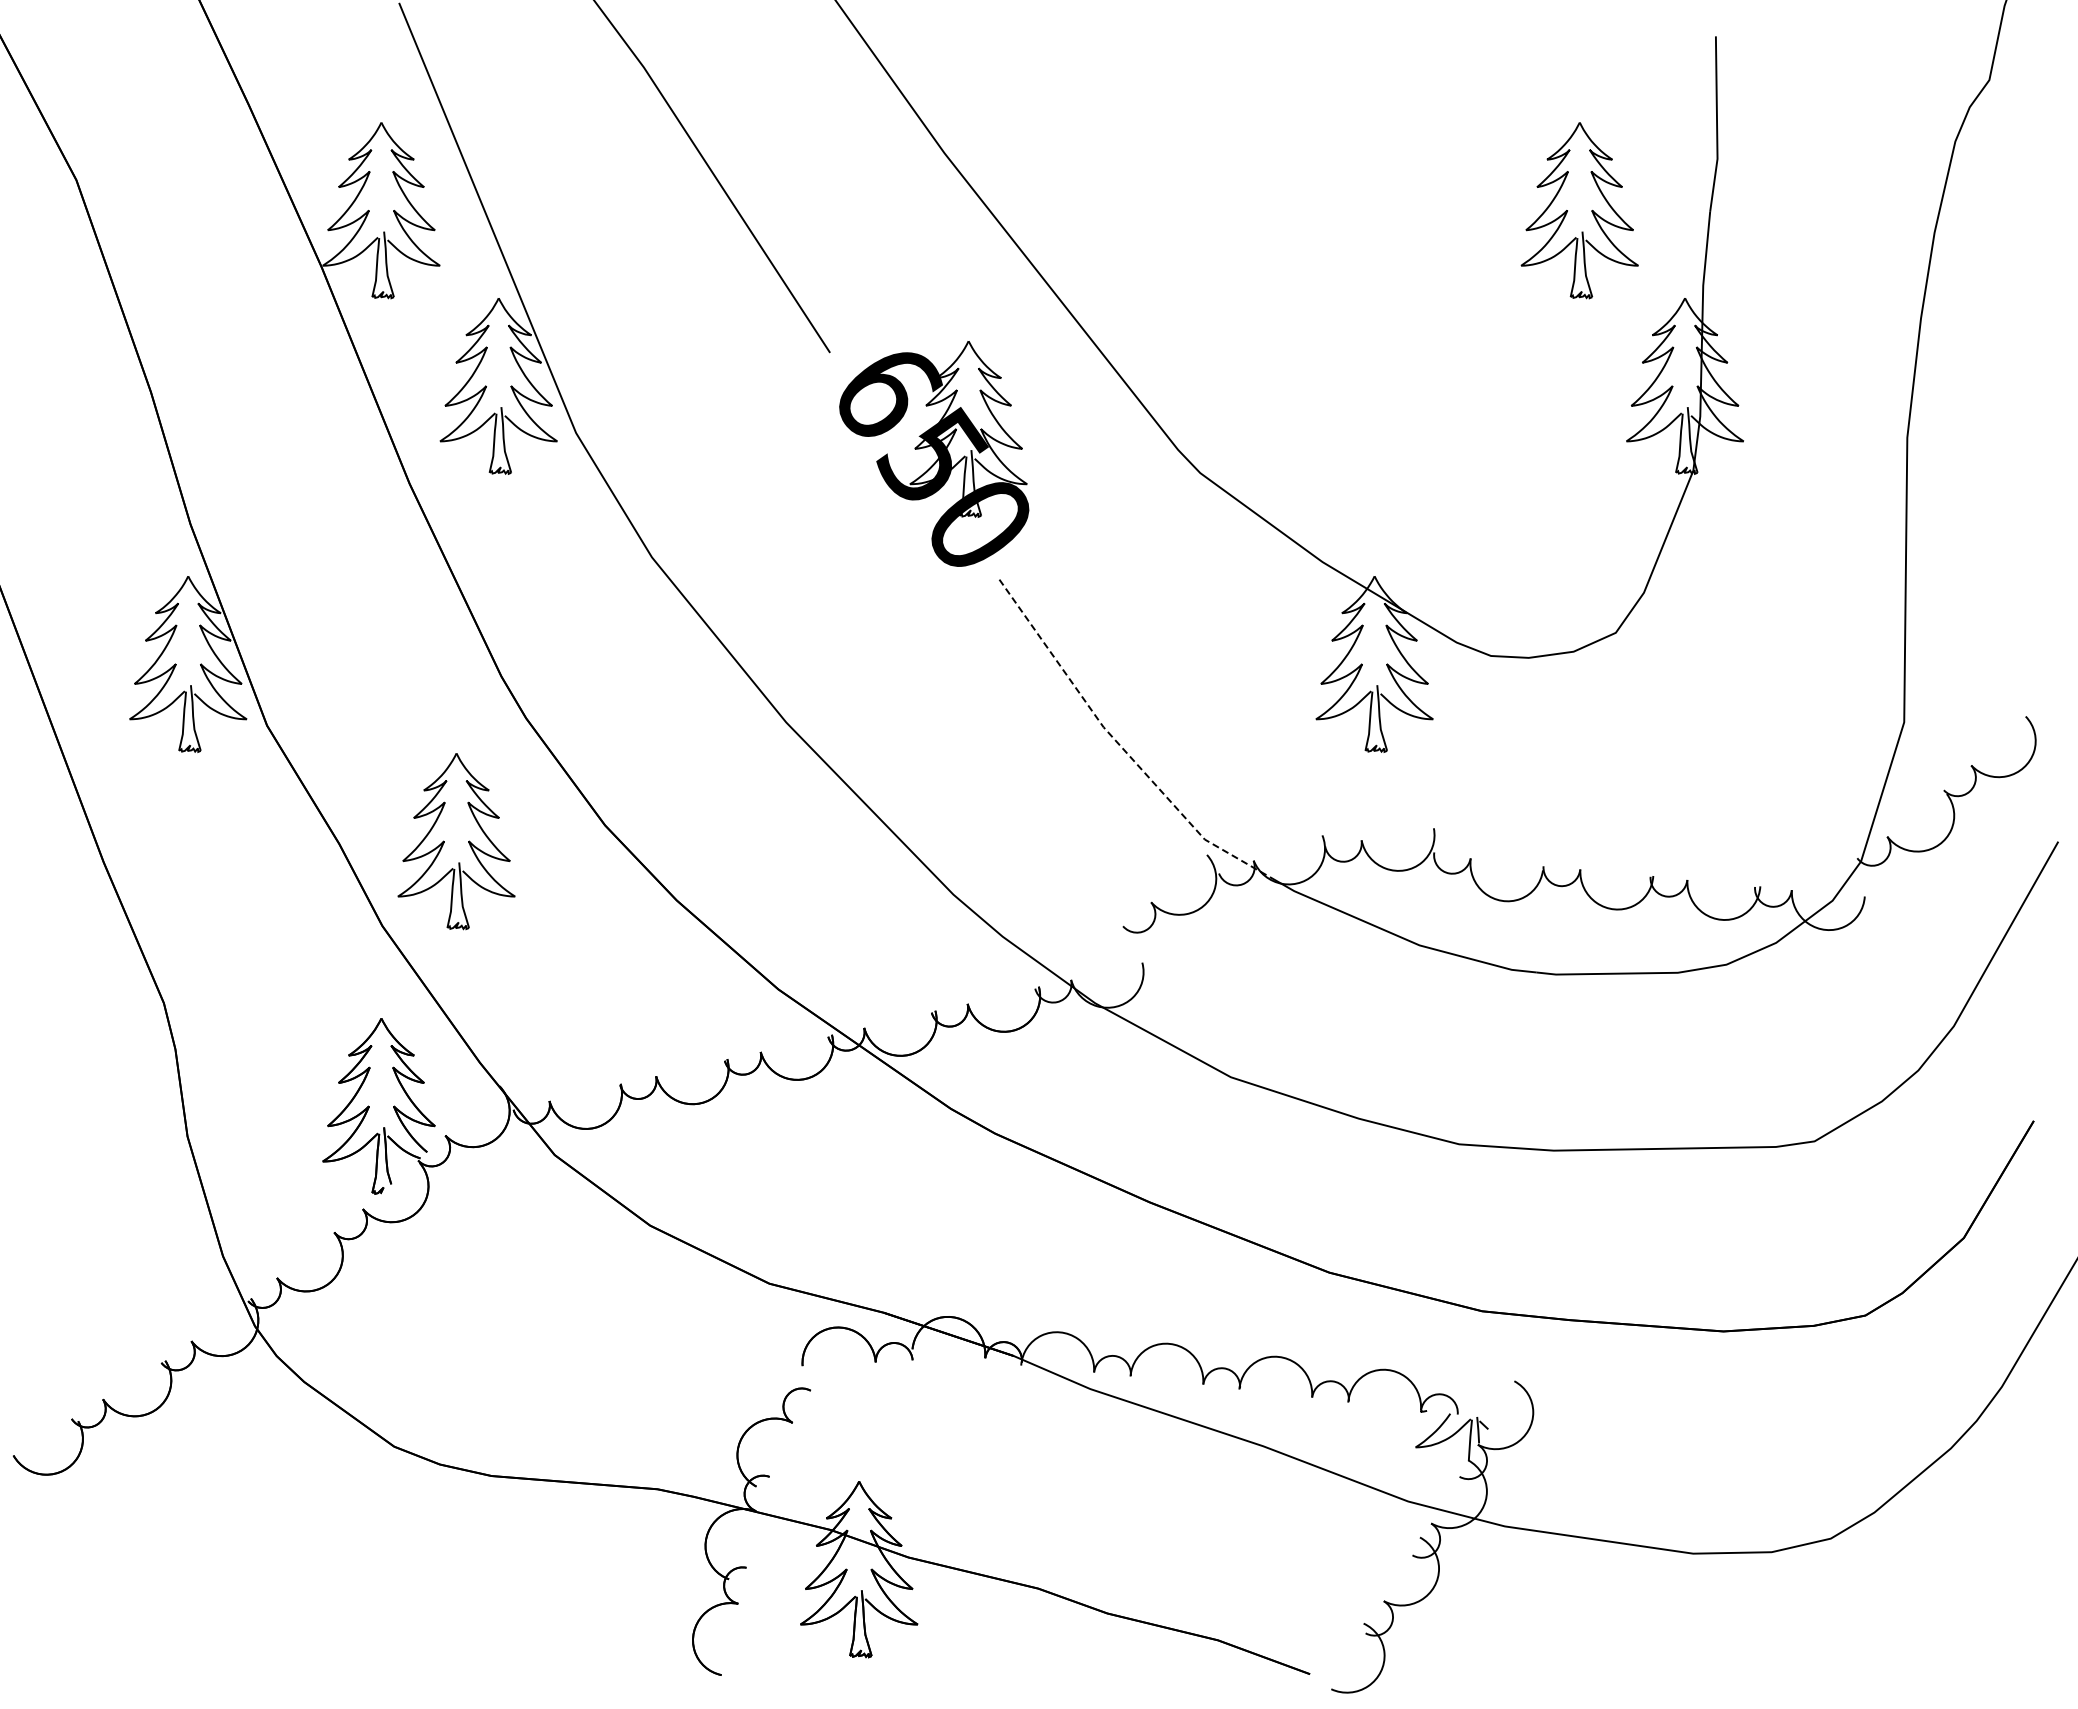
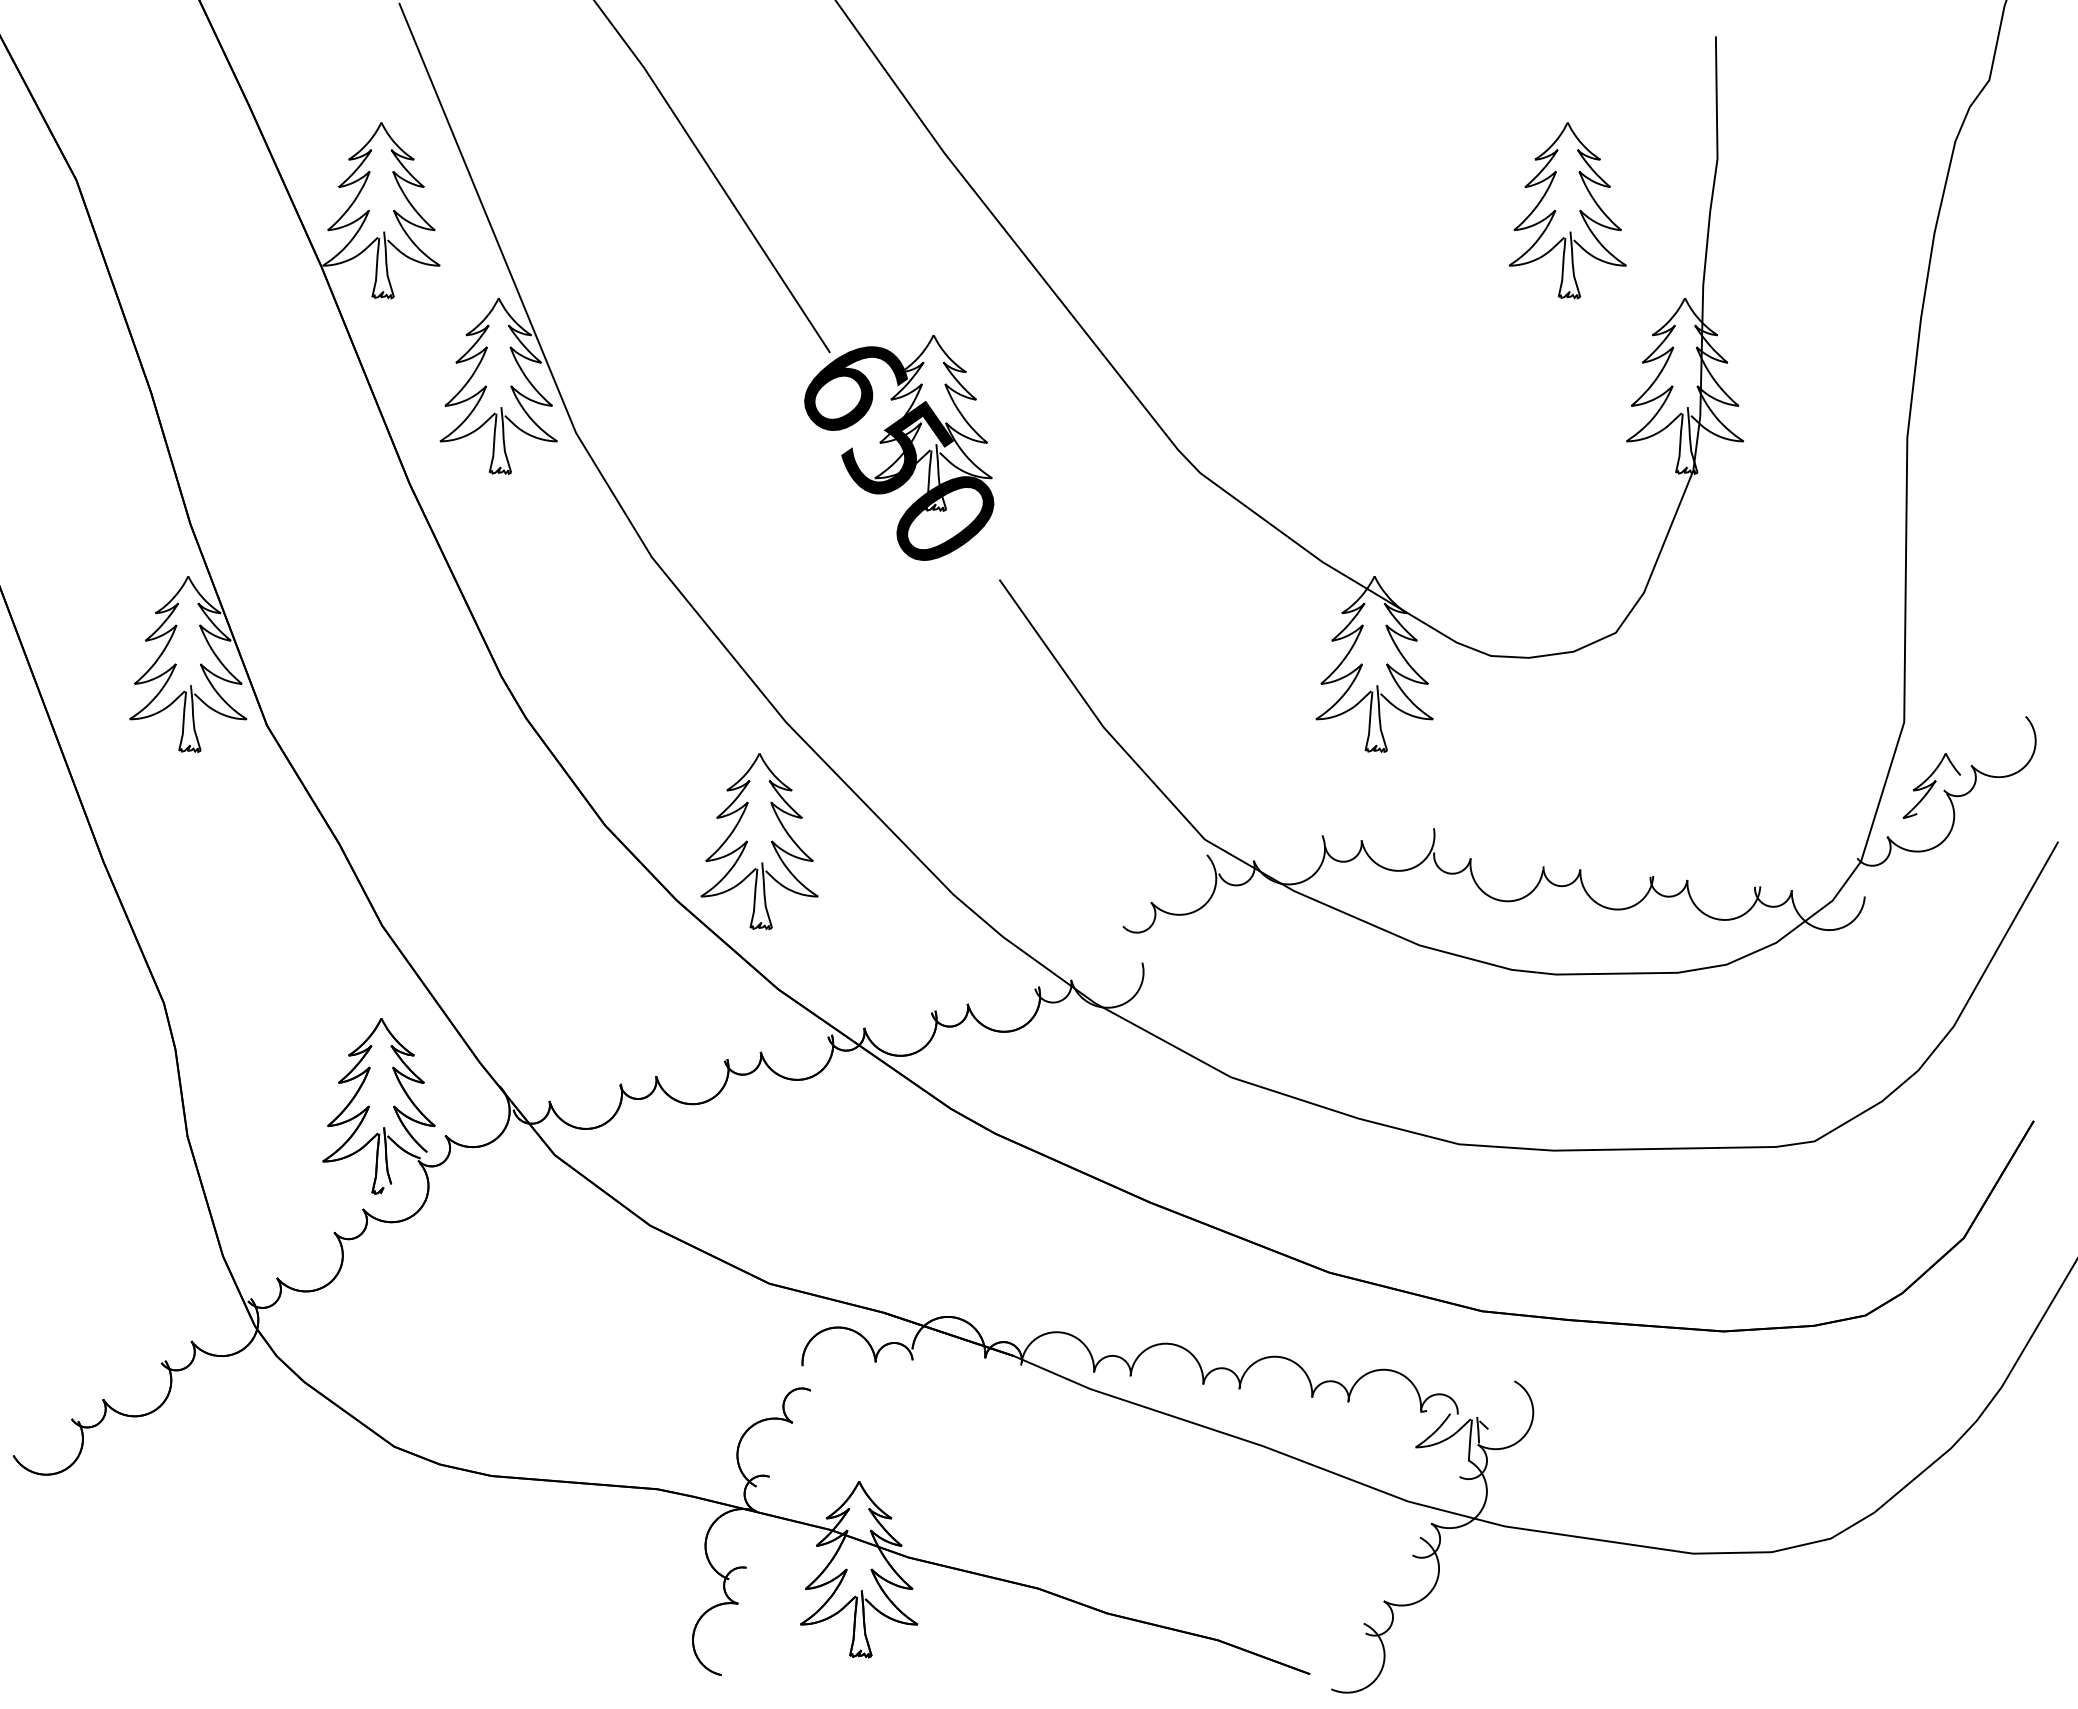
part position: (1579, 210) -> (1567, 210) (1567, 210)
part position: (934, 453) -> (899, 447) (899, 447)
line: dashed -> solid (1119, 745)
part: none -> present (1931, 785)
part position: (456, 841) -> (759, 841) (759, 841)
